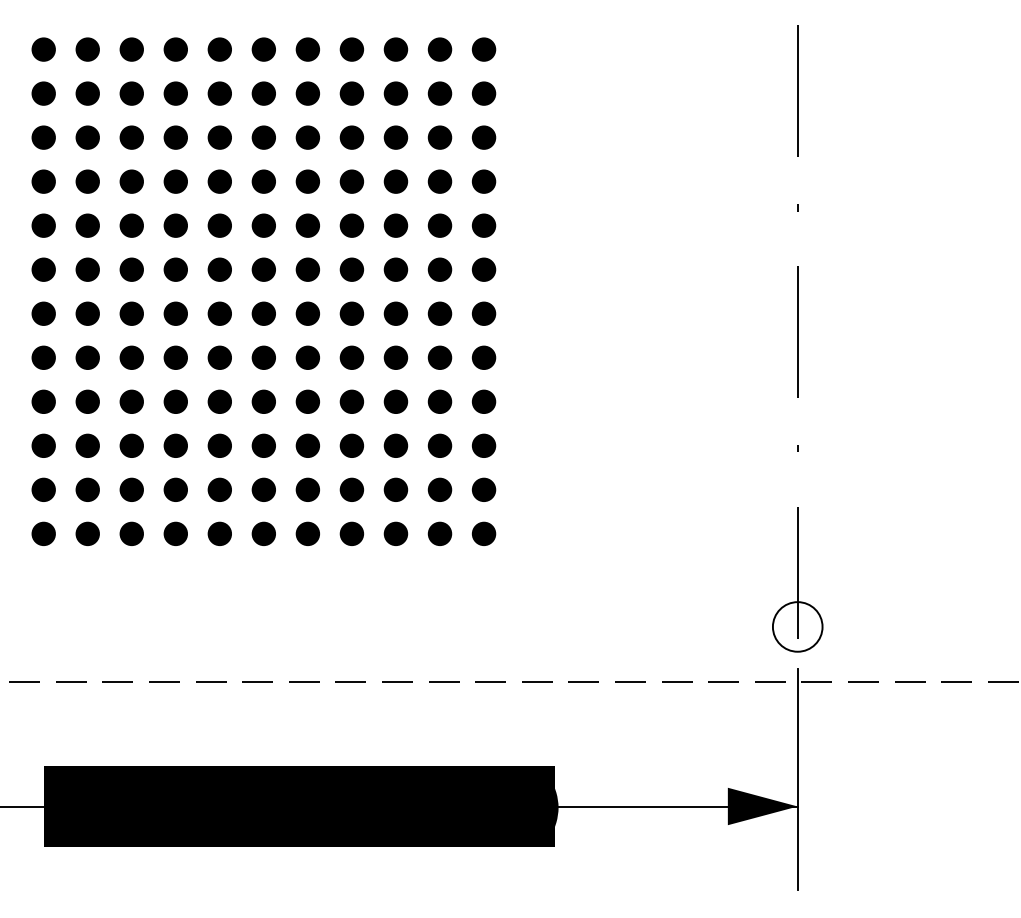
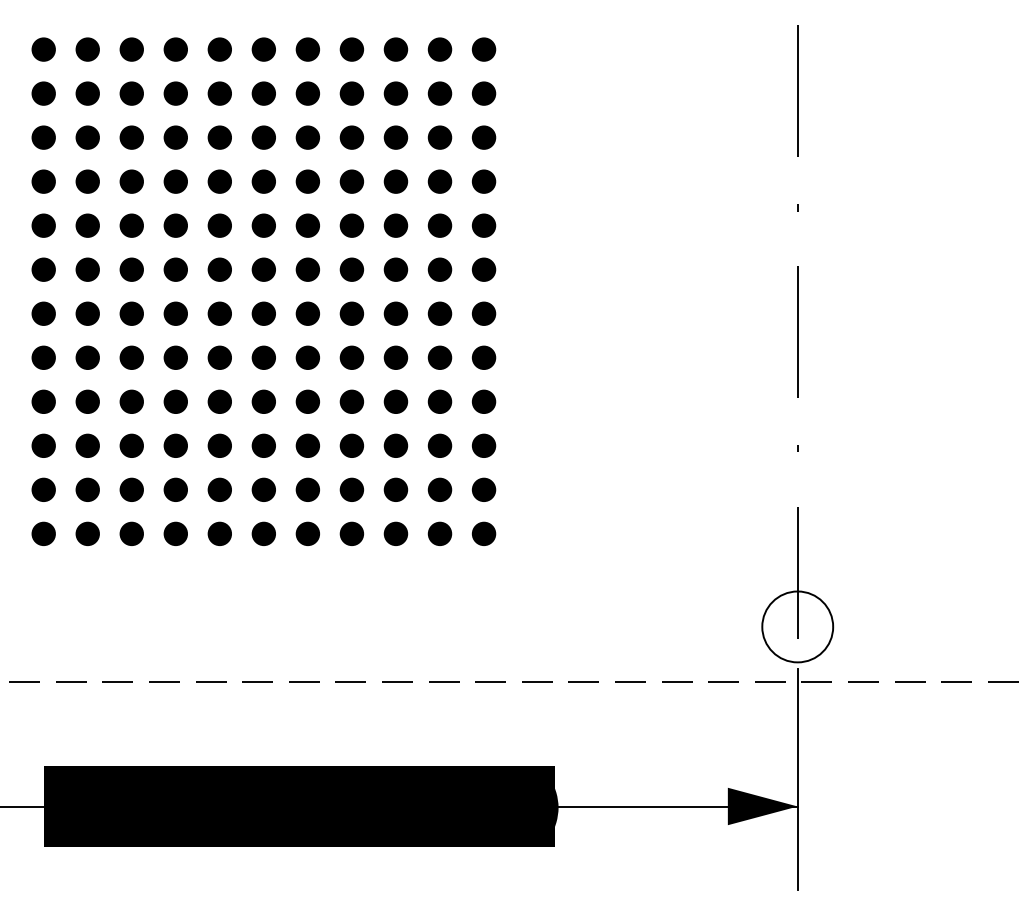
circle diameter: 50 px -> 71 px (797, 626)
